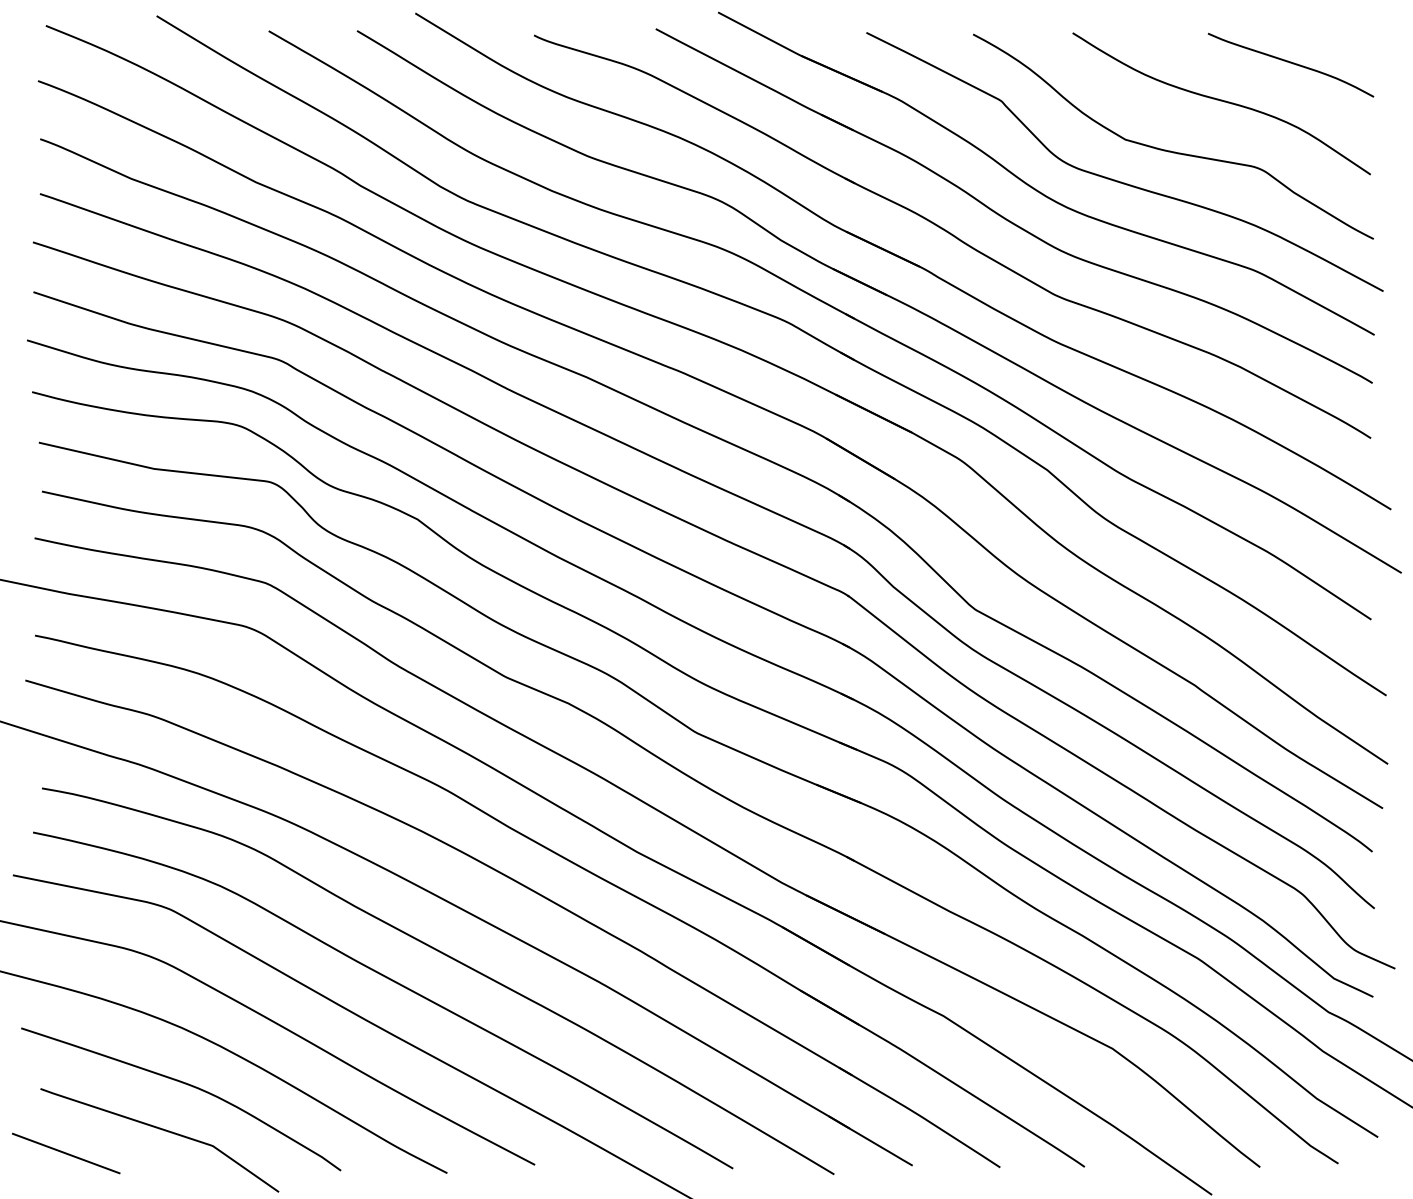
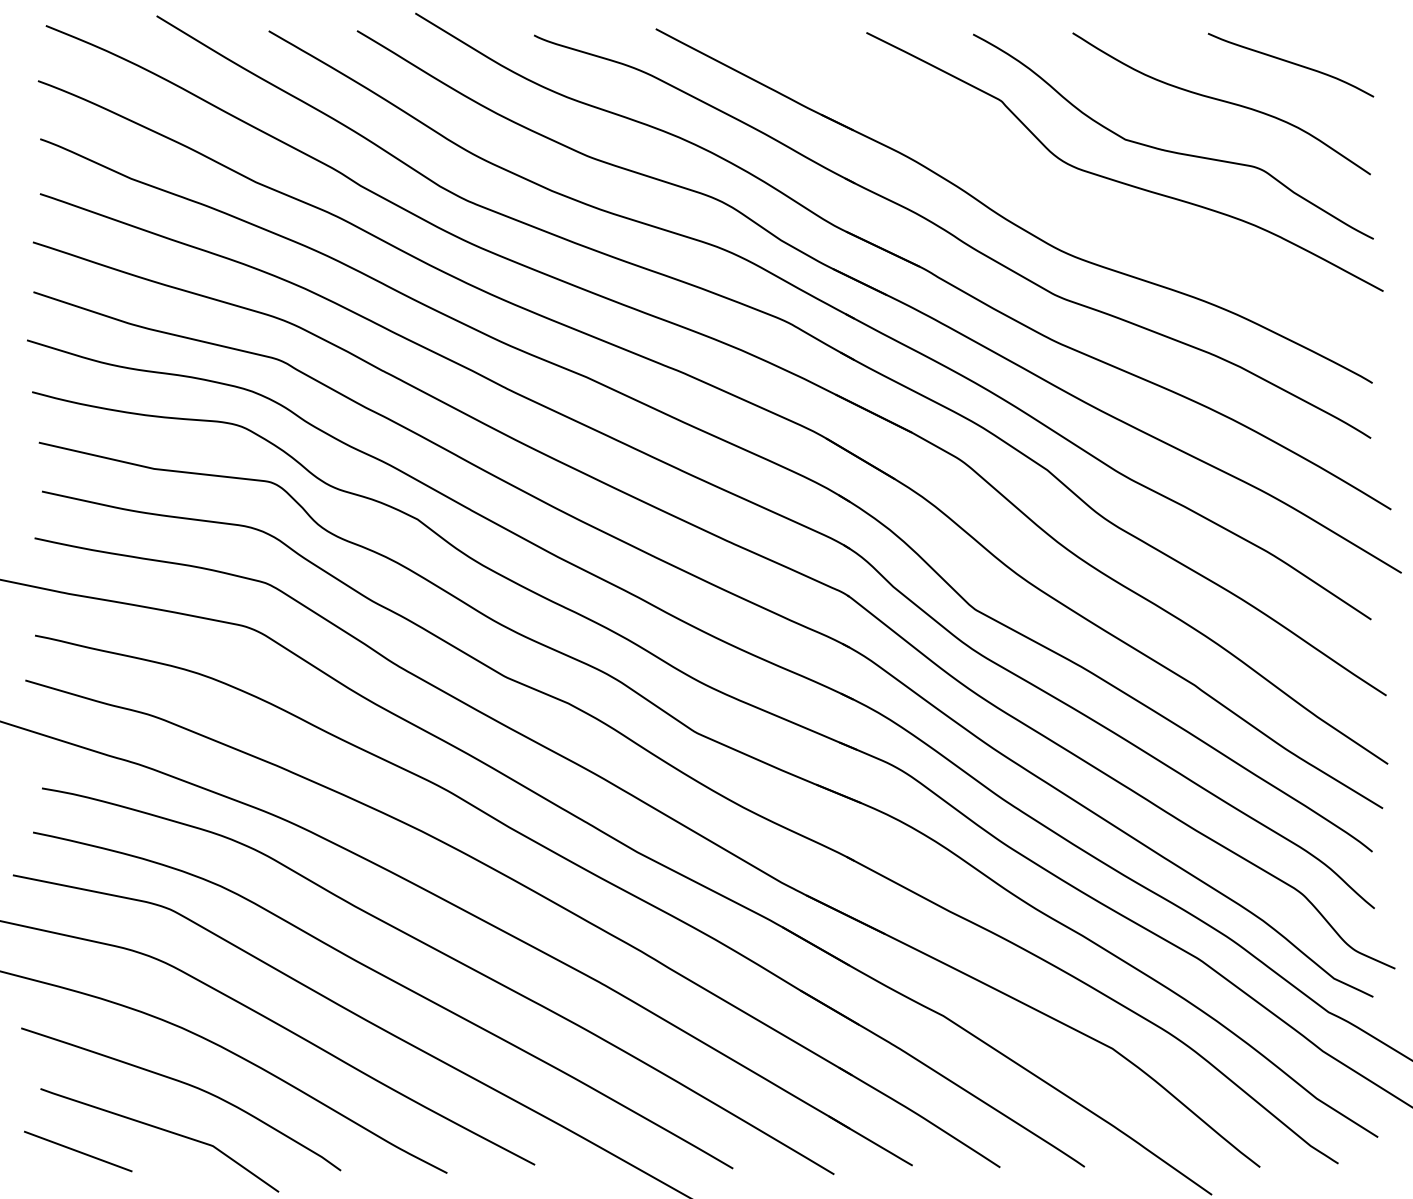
part: present -> none (1037, 189)
line position: (66, 1153) -> (78, 1151) (78, 1151)
